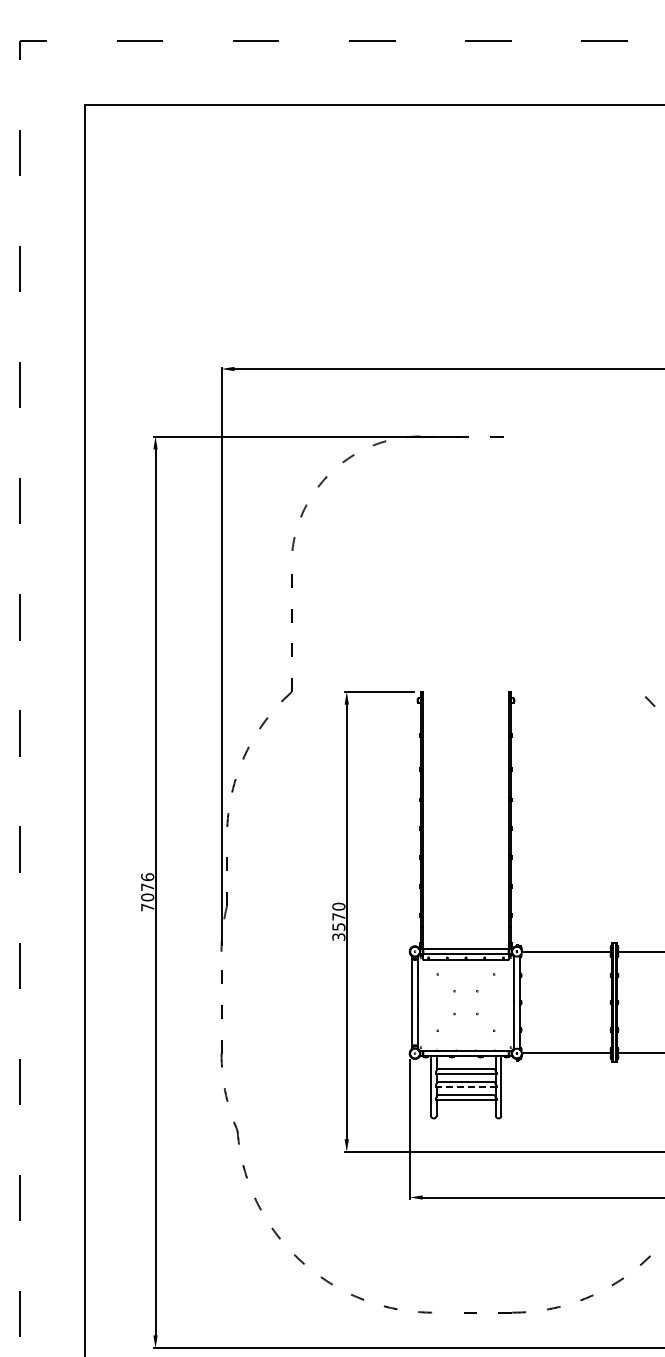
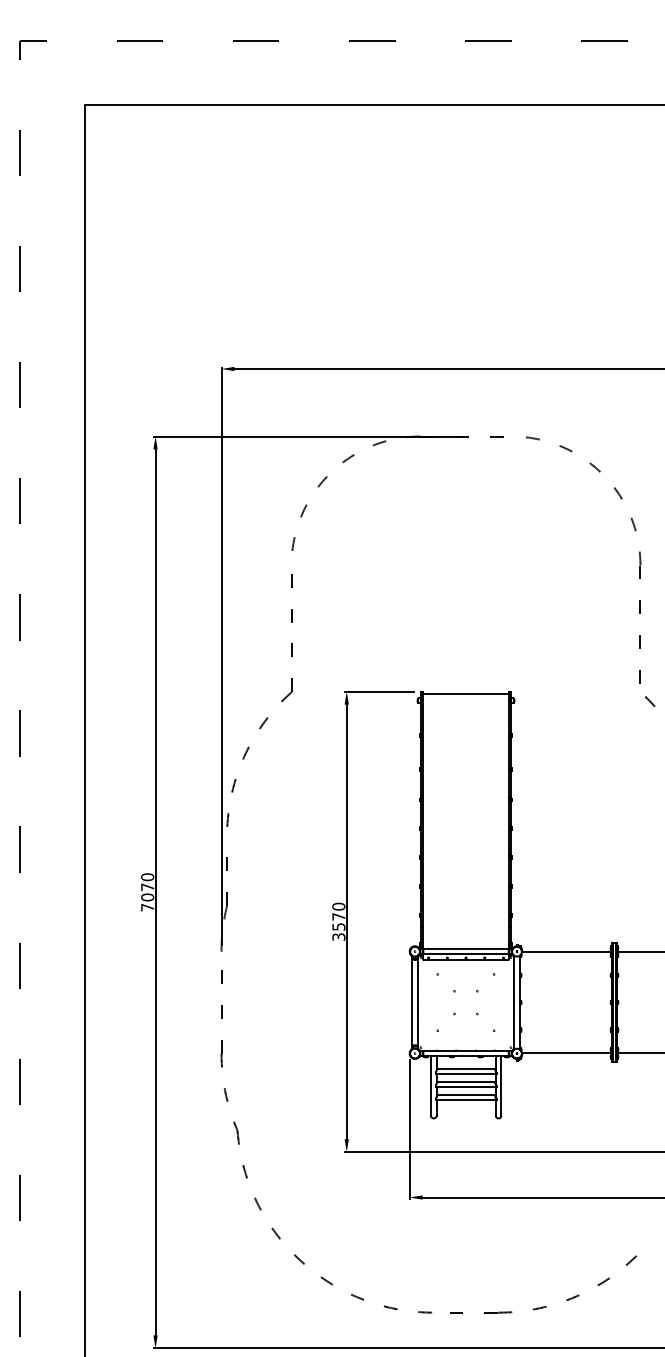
part: none -> present (638, 552)
line: none -> present (465, 694)
text: 7076 -> 7070 (147, 876)
line: dashed -> solid (466, 1086)
part position: (557, 1306) -> (543, 1306) (543, 1306)
